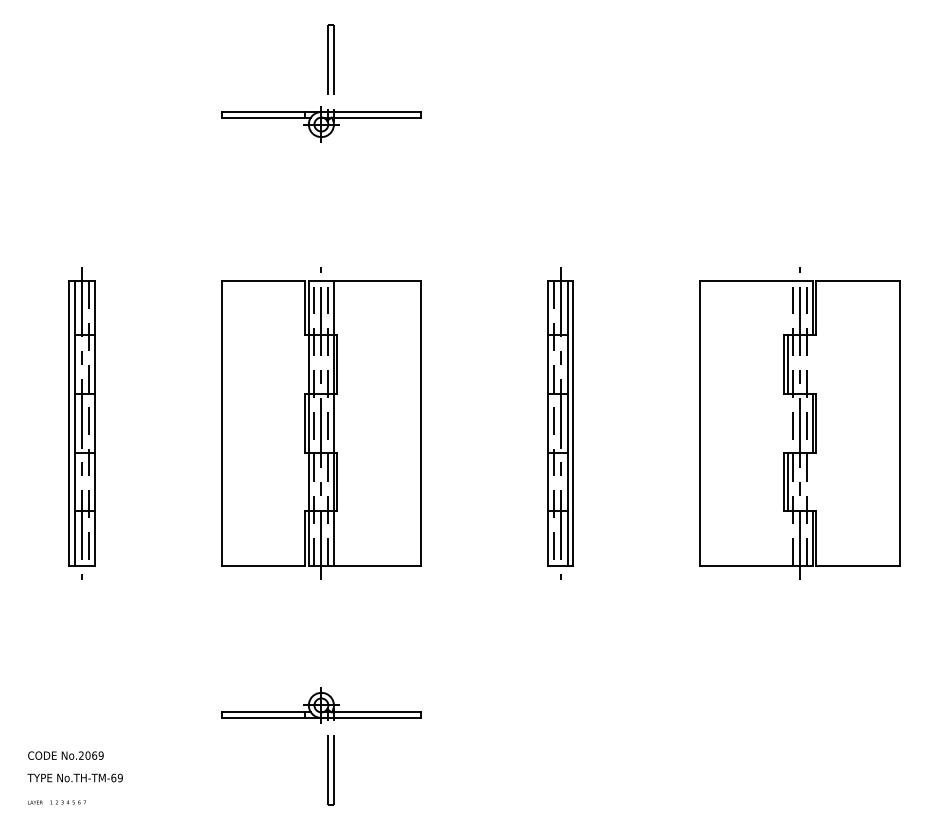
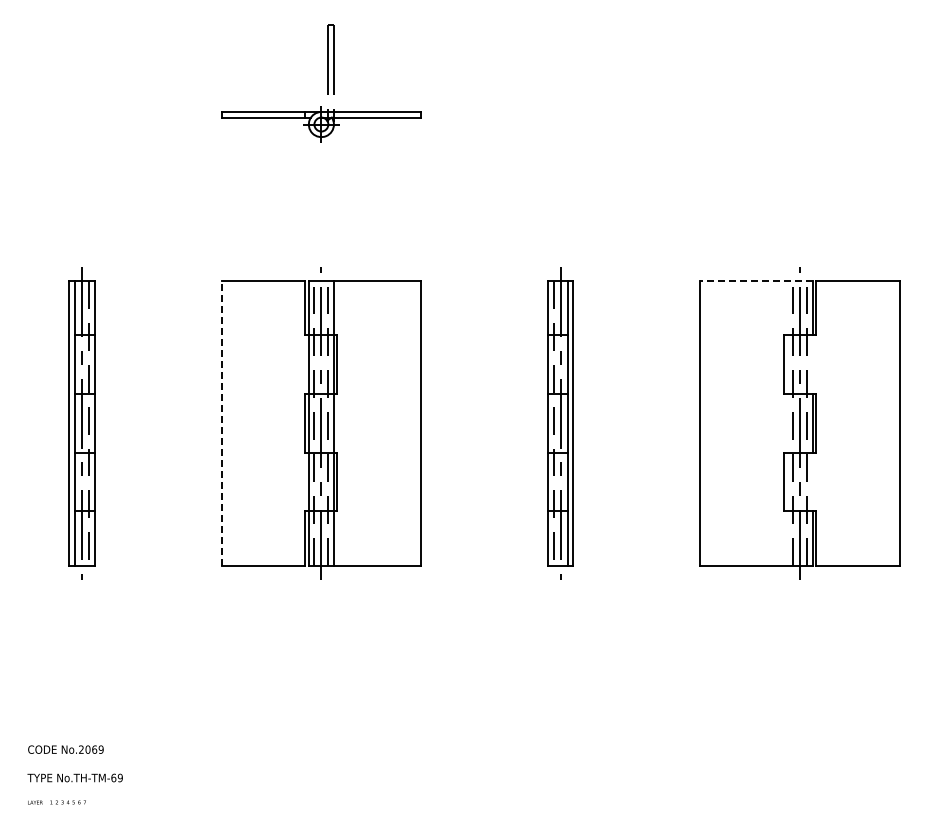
line: solid -> dashed (756, 280)
line: present -> none (787, 364)
line: solid -> dashed (221, 422)
line: present -> none (787, 481)
part: present -> none (321, 746)
text position: (65, 755) -> (65, 749) (65, 749)
